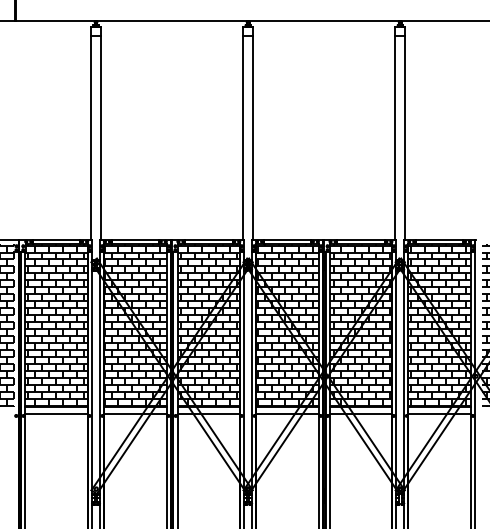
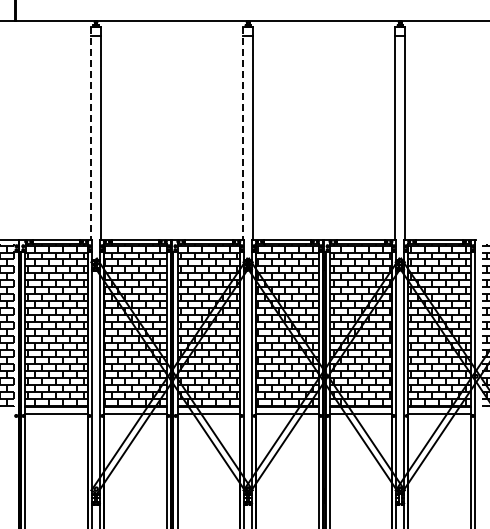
line: solid -> dashed (90, 133)
line: solid -> dashed (243, 133)
